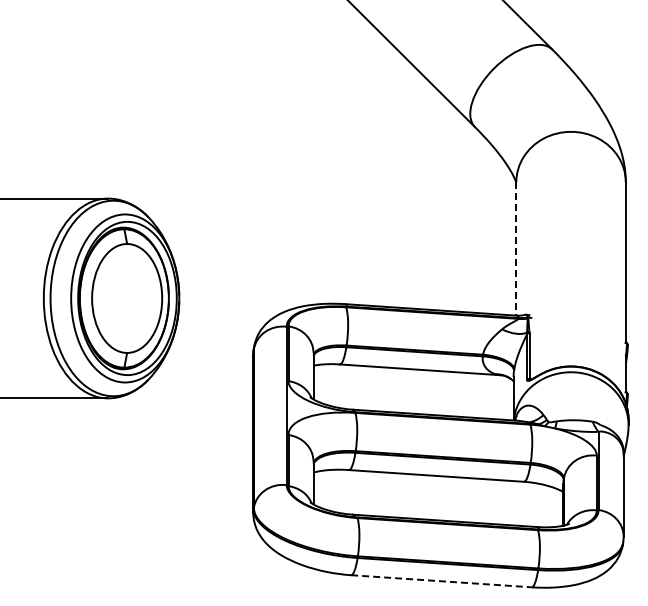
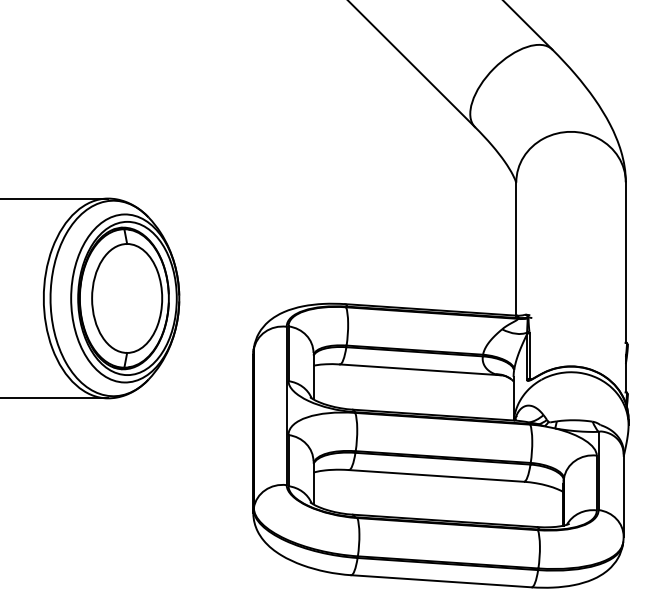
line: dashed -> solid (516, 248)
line: dashed -> solid (441, 581)
